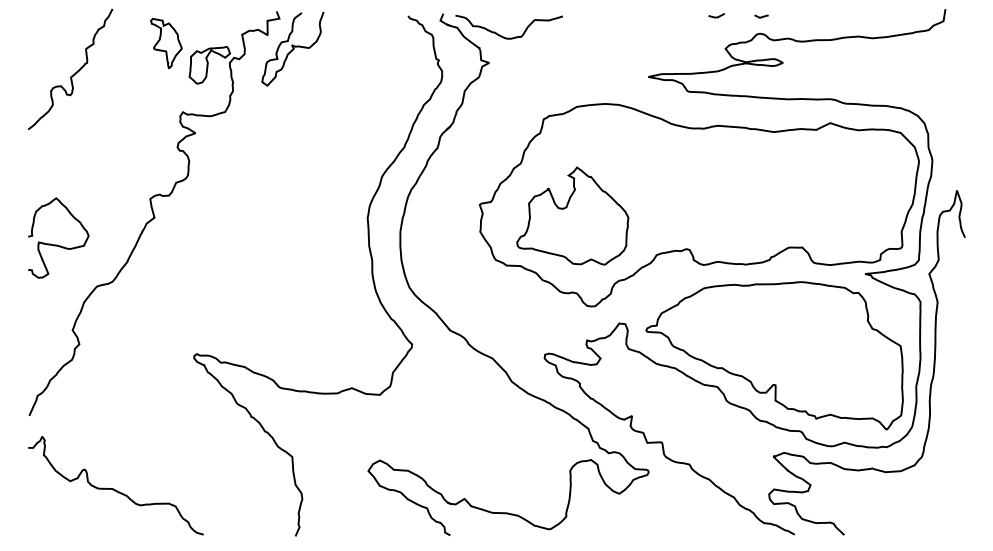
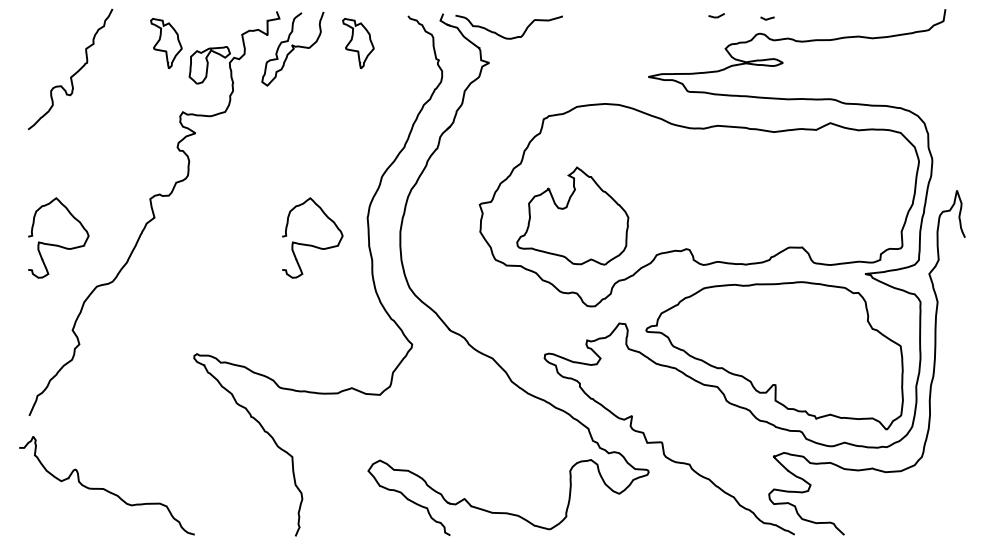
line position: (761, 16) -> (767, 18) (767, 18)
part: none -> present (358, 43)
curve: none -> present (311, 244)
curve position: (113, 488) -> (104, 488) (104, 488)
